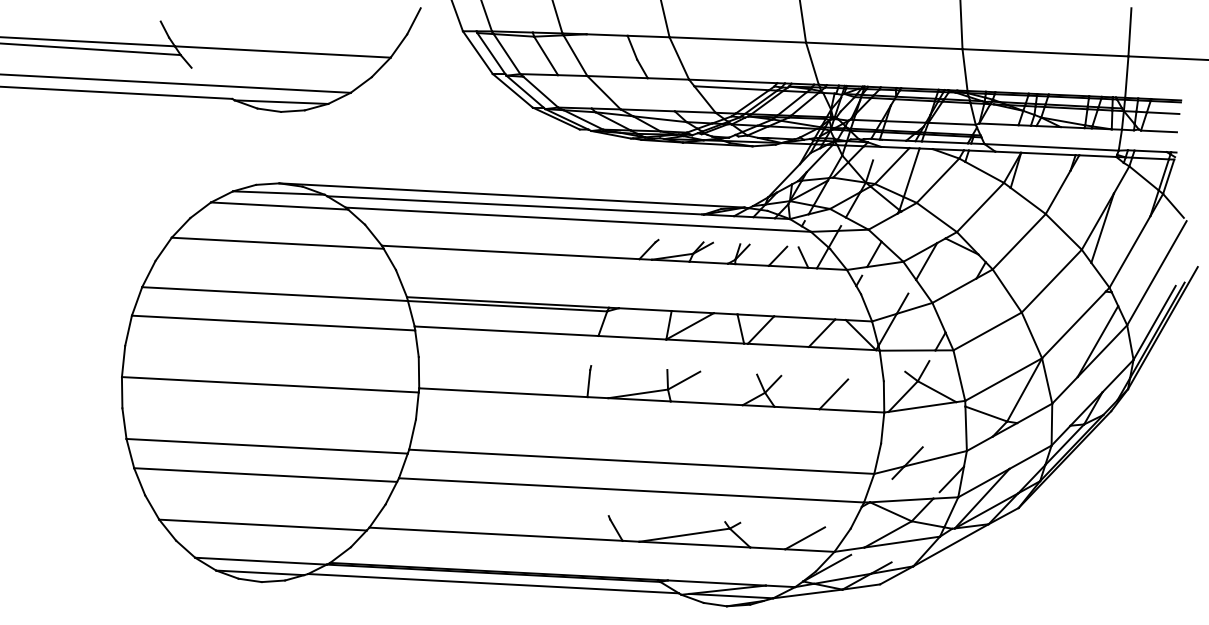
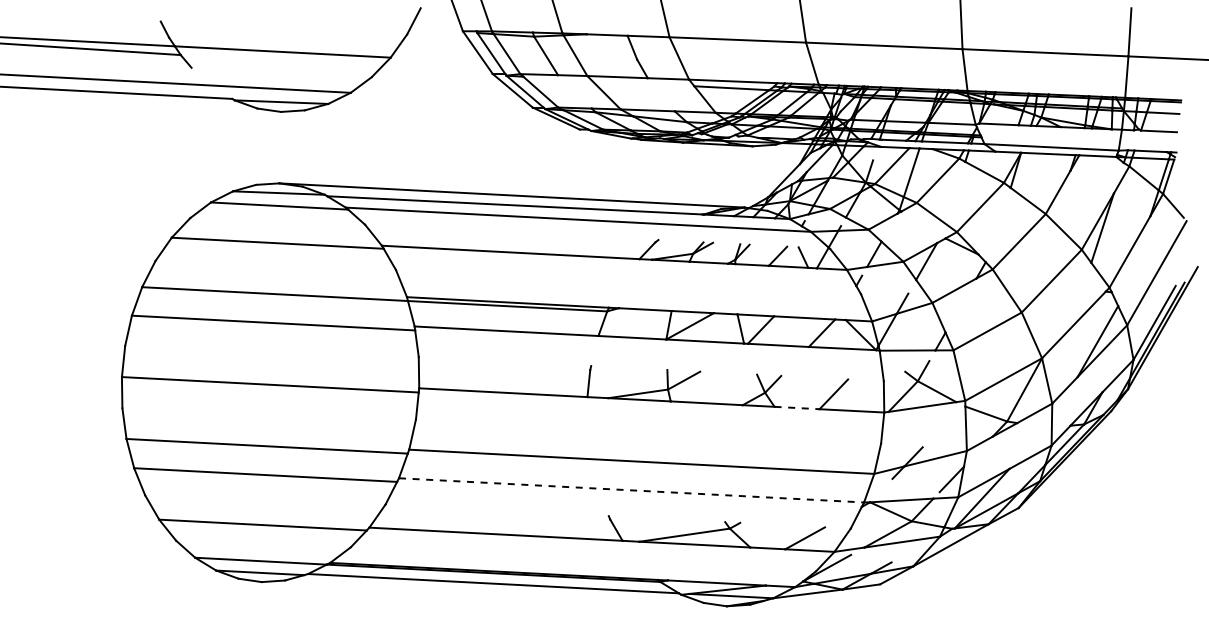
line: solid -> dashed (797, 408)
line: solid -> dashed (631, 490)
